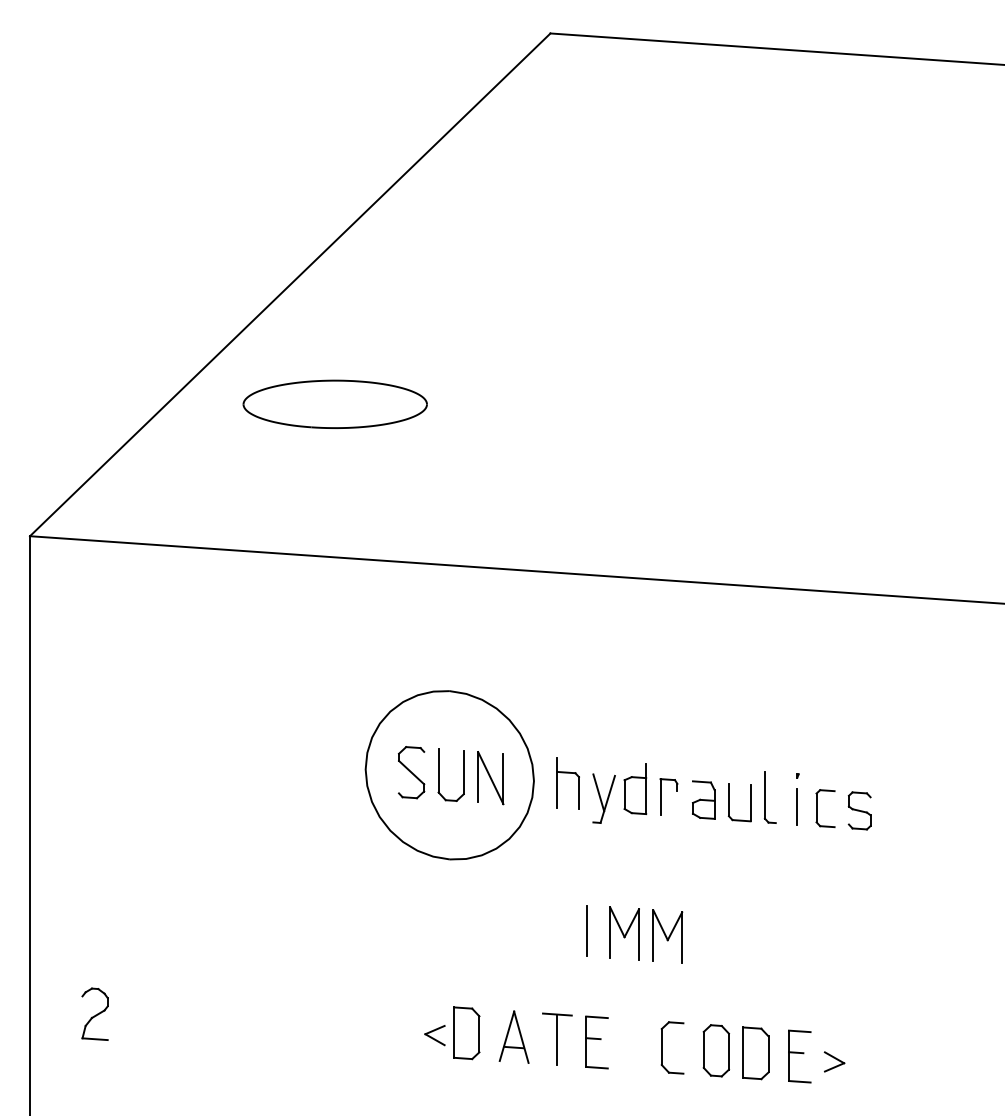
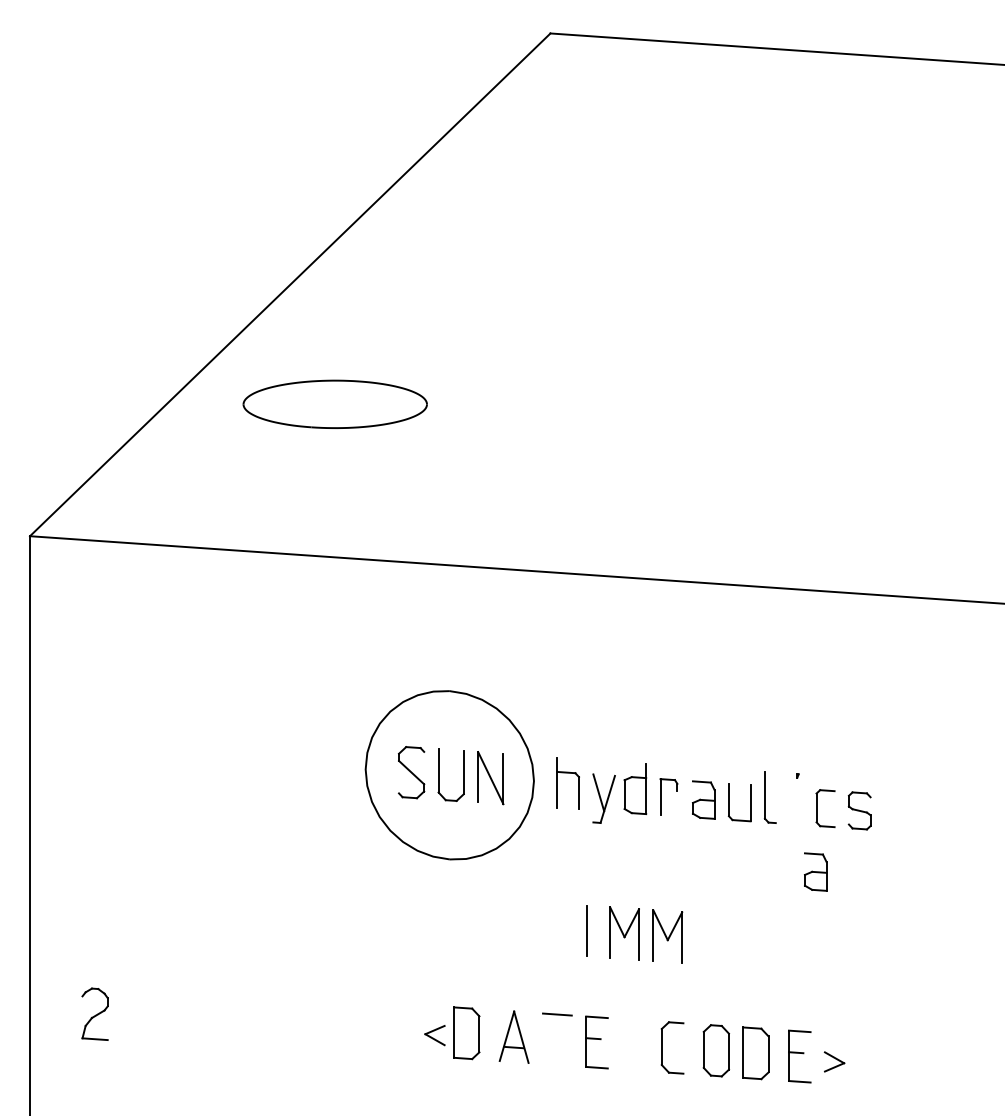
line: present -> none (797, 806)
part: none -> present (815, 871)
line: present -> none (557, 1039)
